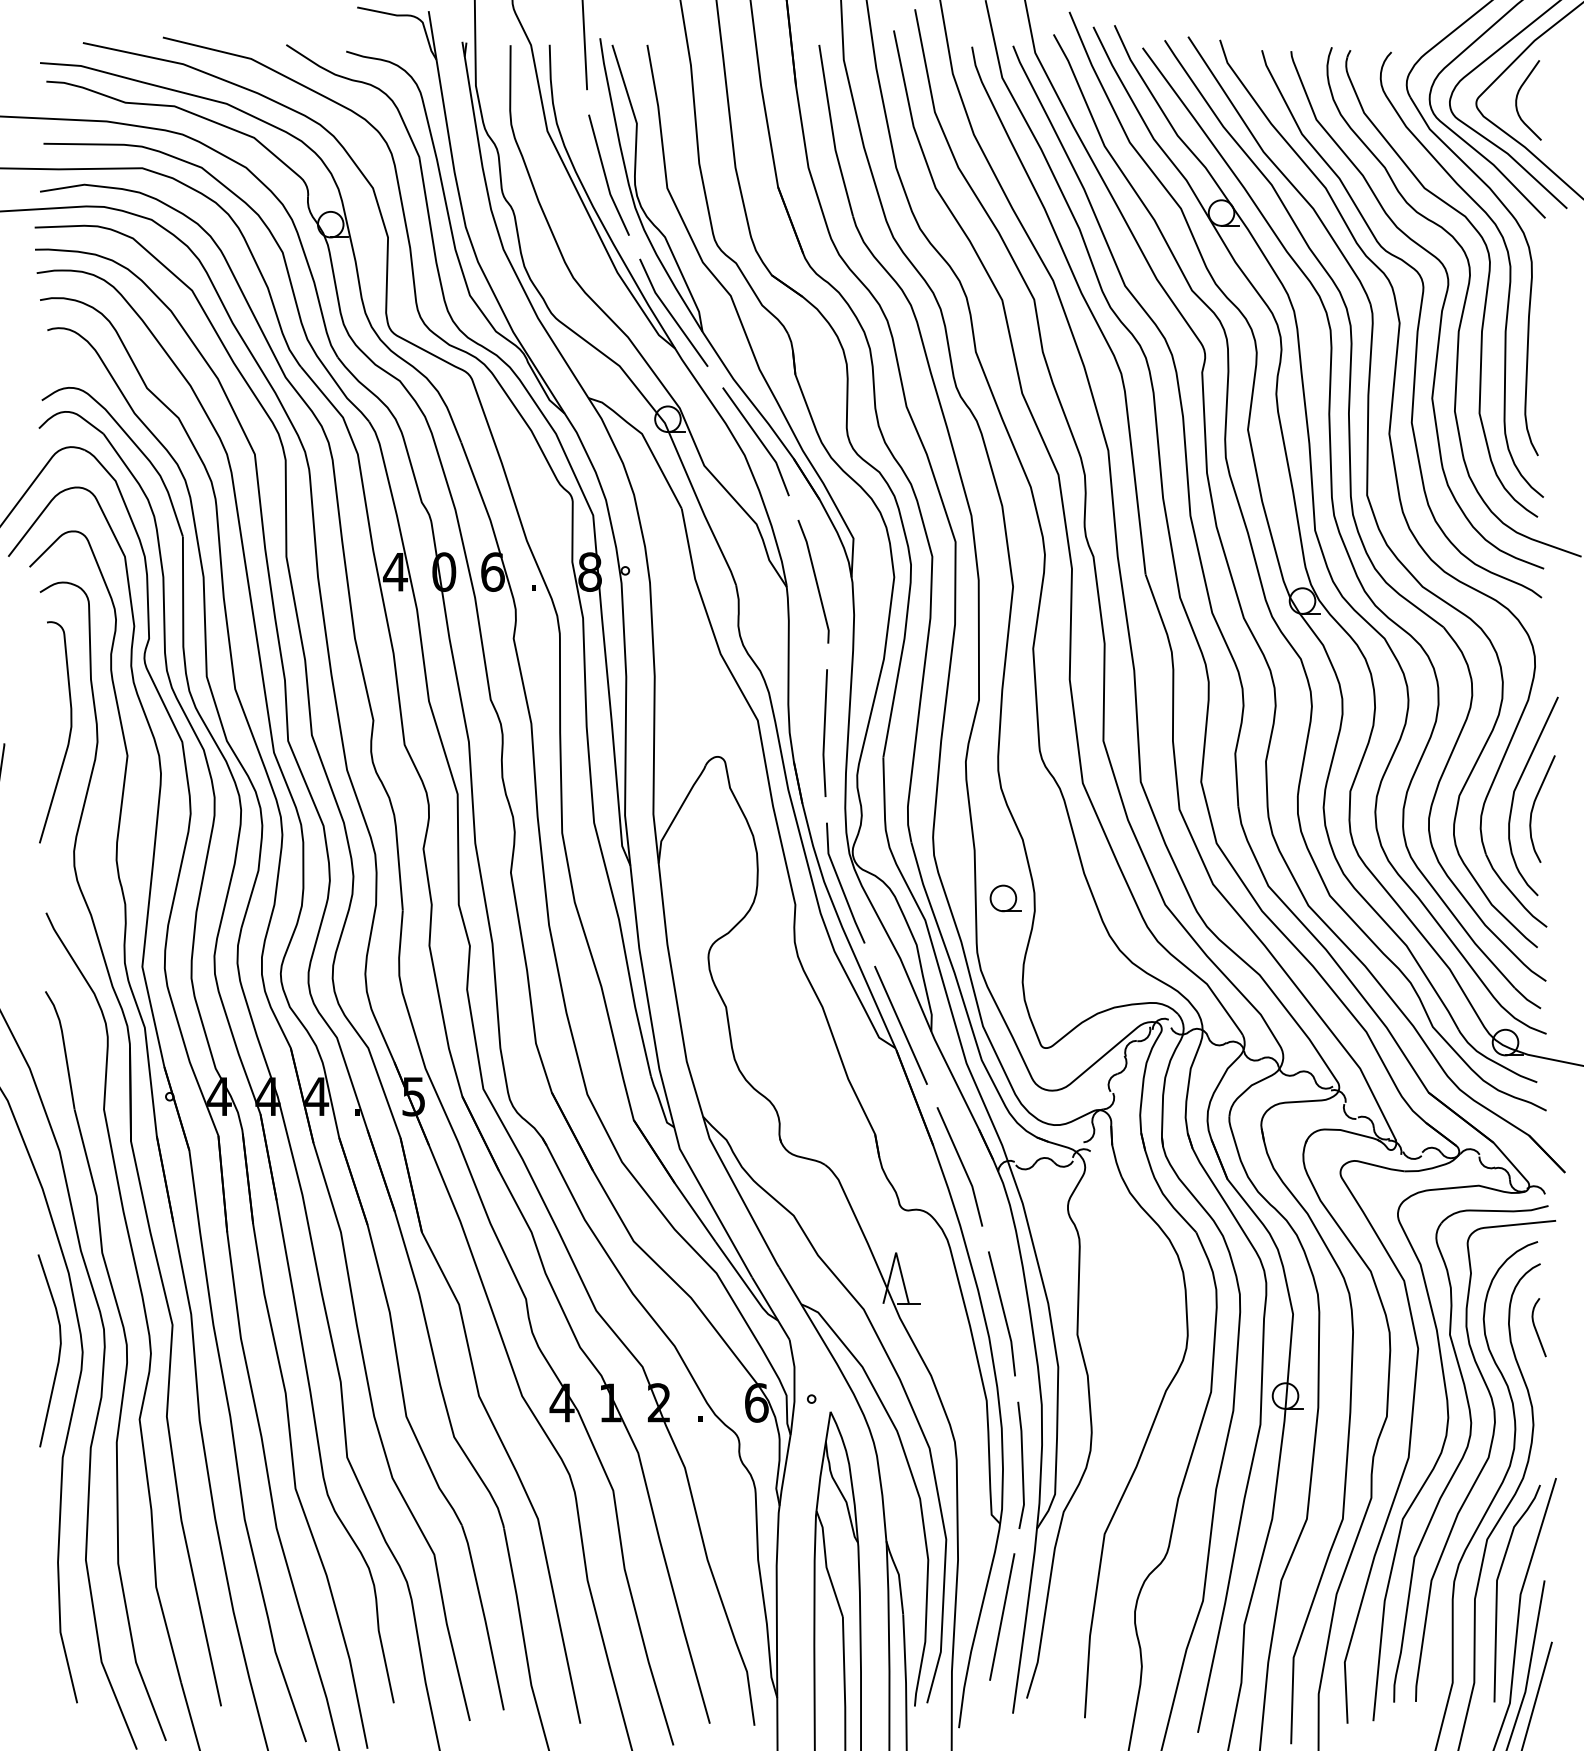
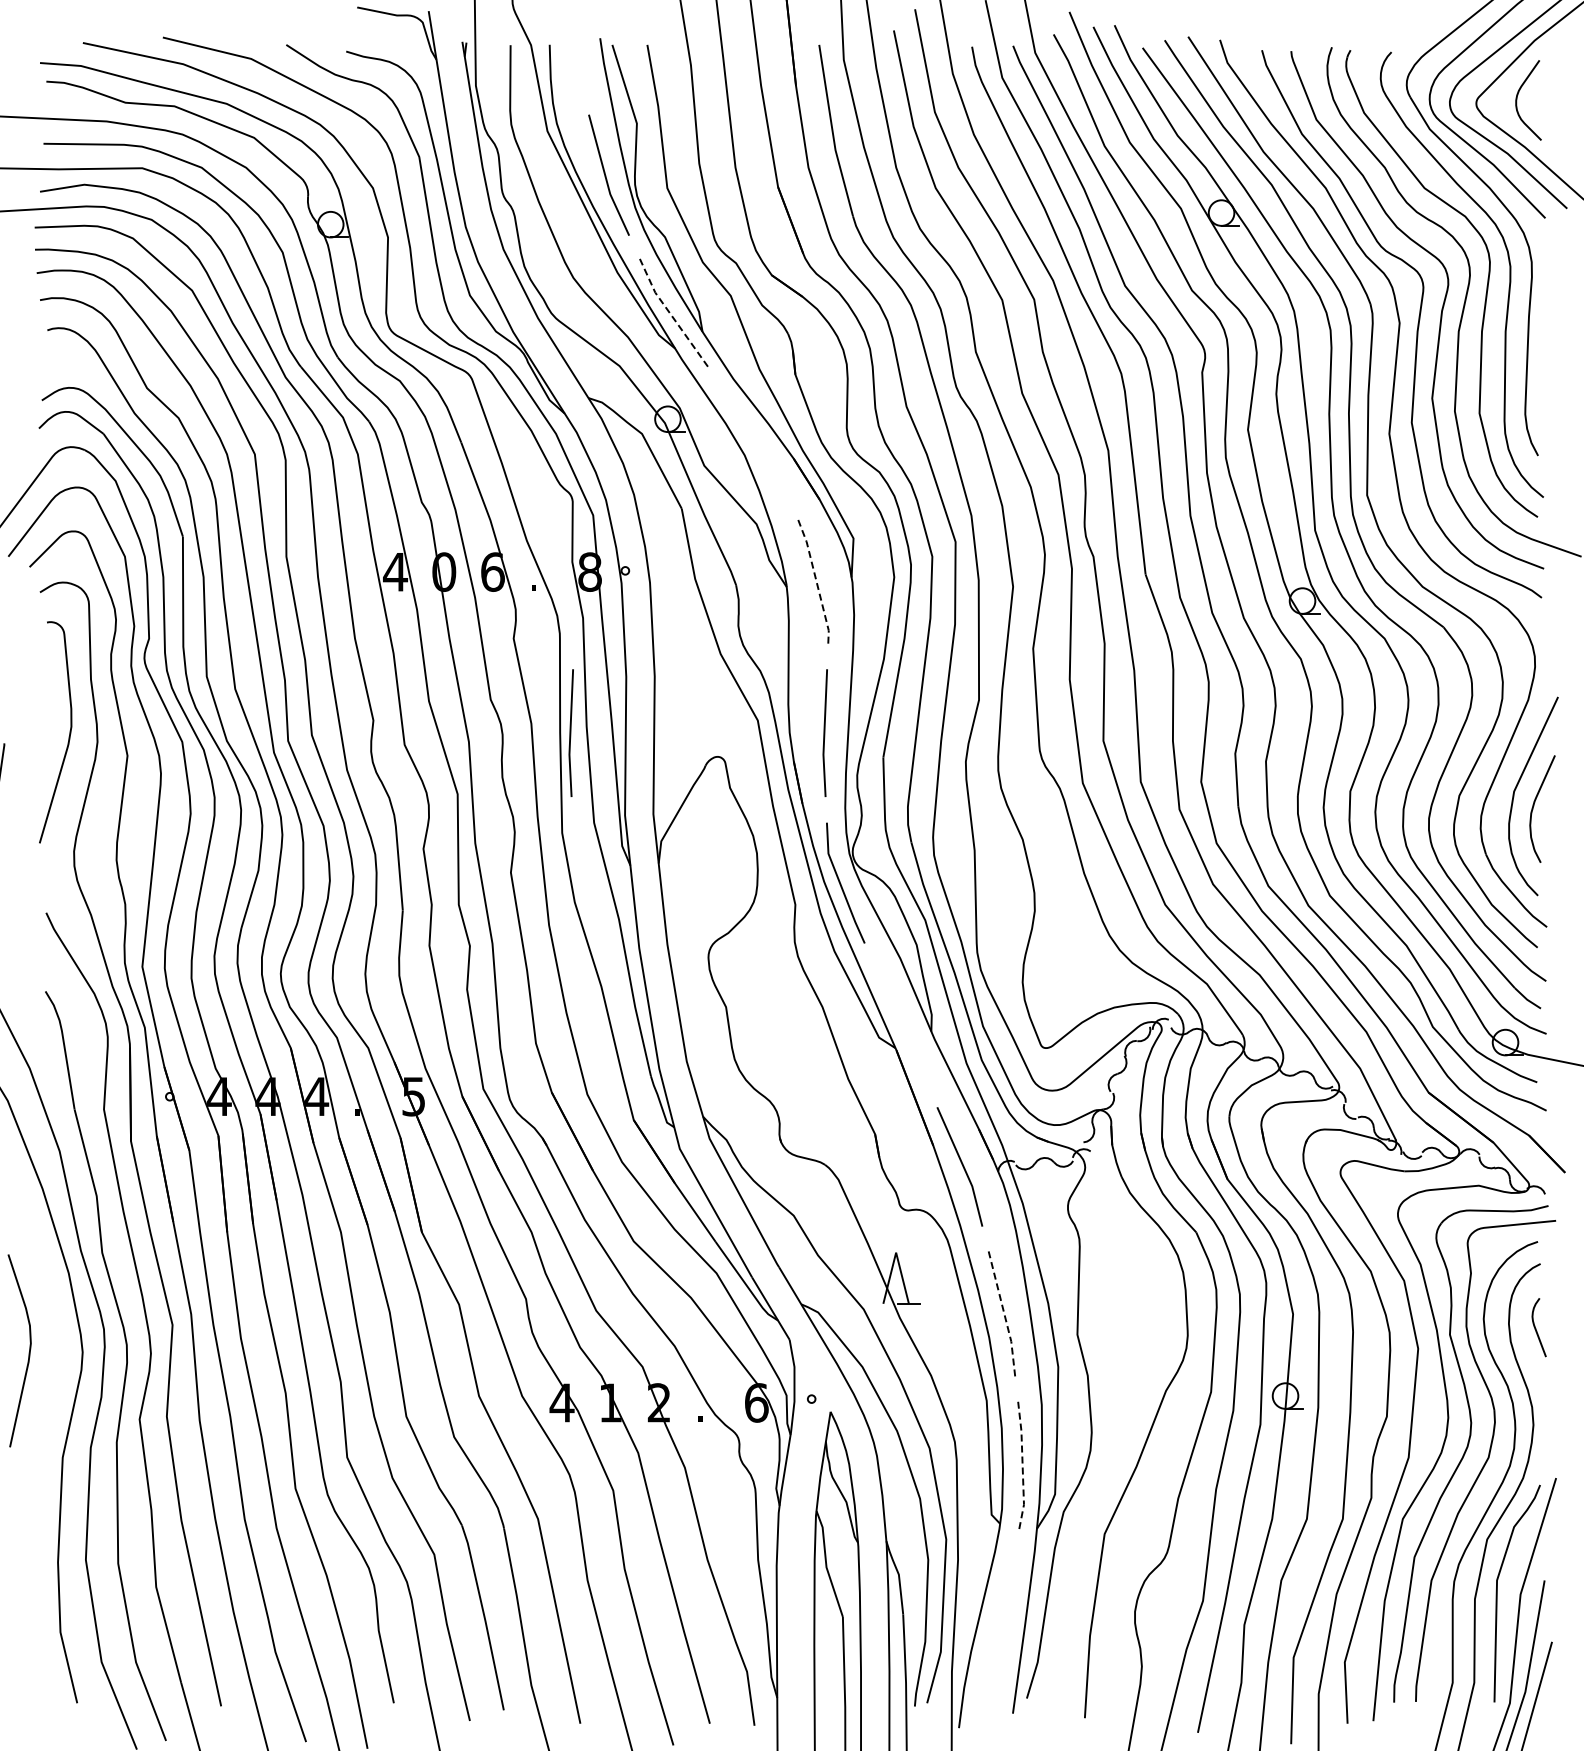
line: present -> none (584, 45)
line: solid -> dashed (670, 313)
line: present -> none (757, 438)
line: solid -> dashed (816, 581)
line: none -> present (570, 732)
part: present -> none (1005, 898)
line: present -> none (900, 1024)
line: solid -> dashed (1004, 1314)
curve position: (58, 1352) -> (28, 1352) (28, 1352)
line: solid -> dashed (1022, 1464)
line: present -> none (1002, 1616)
